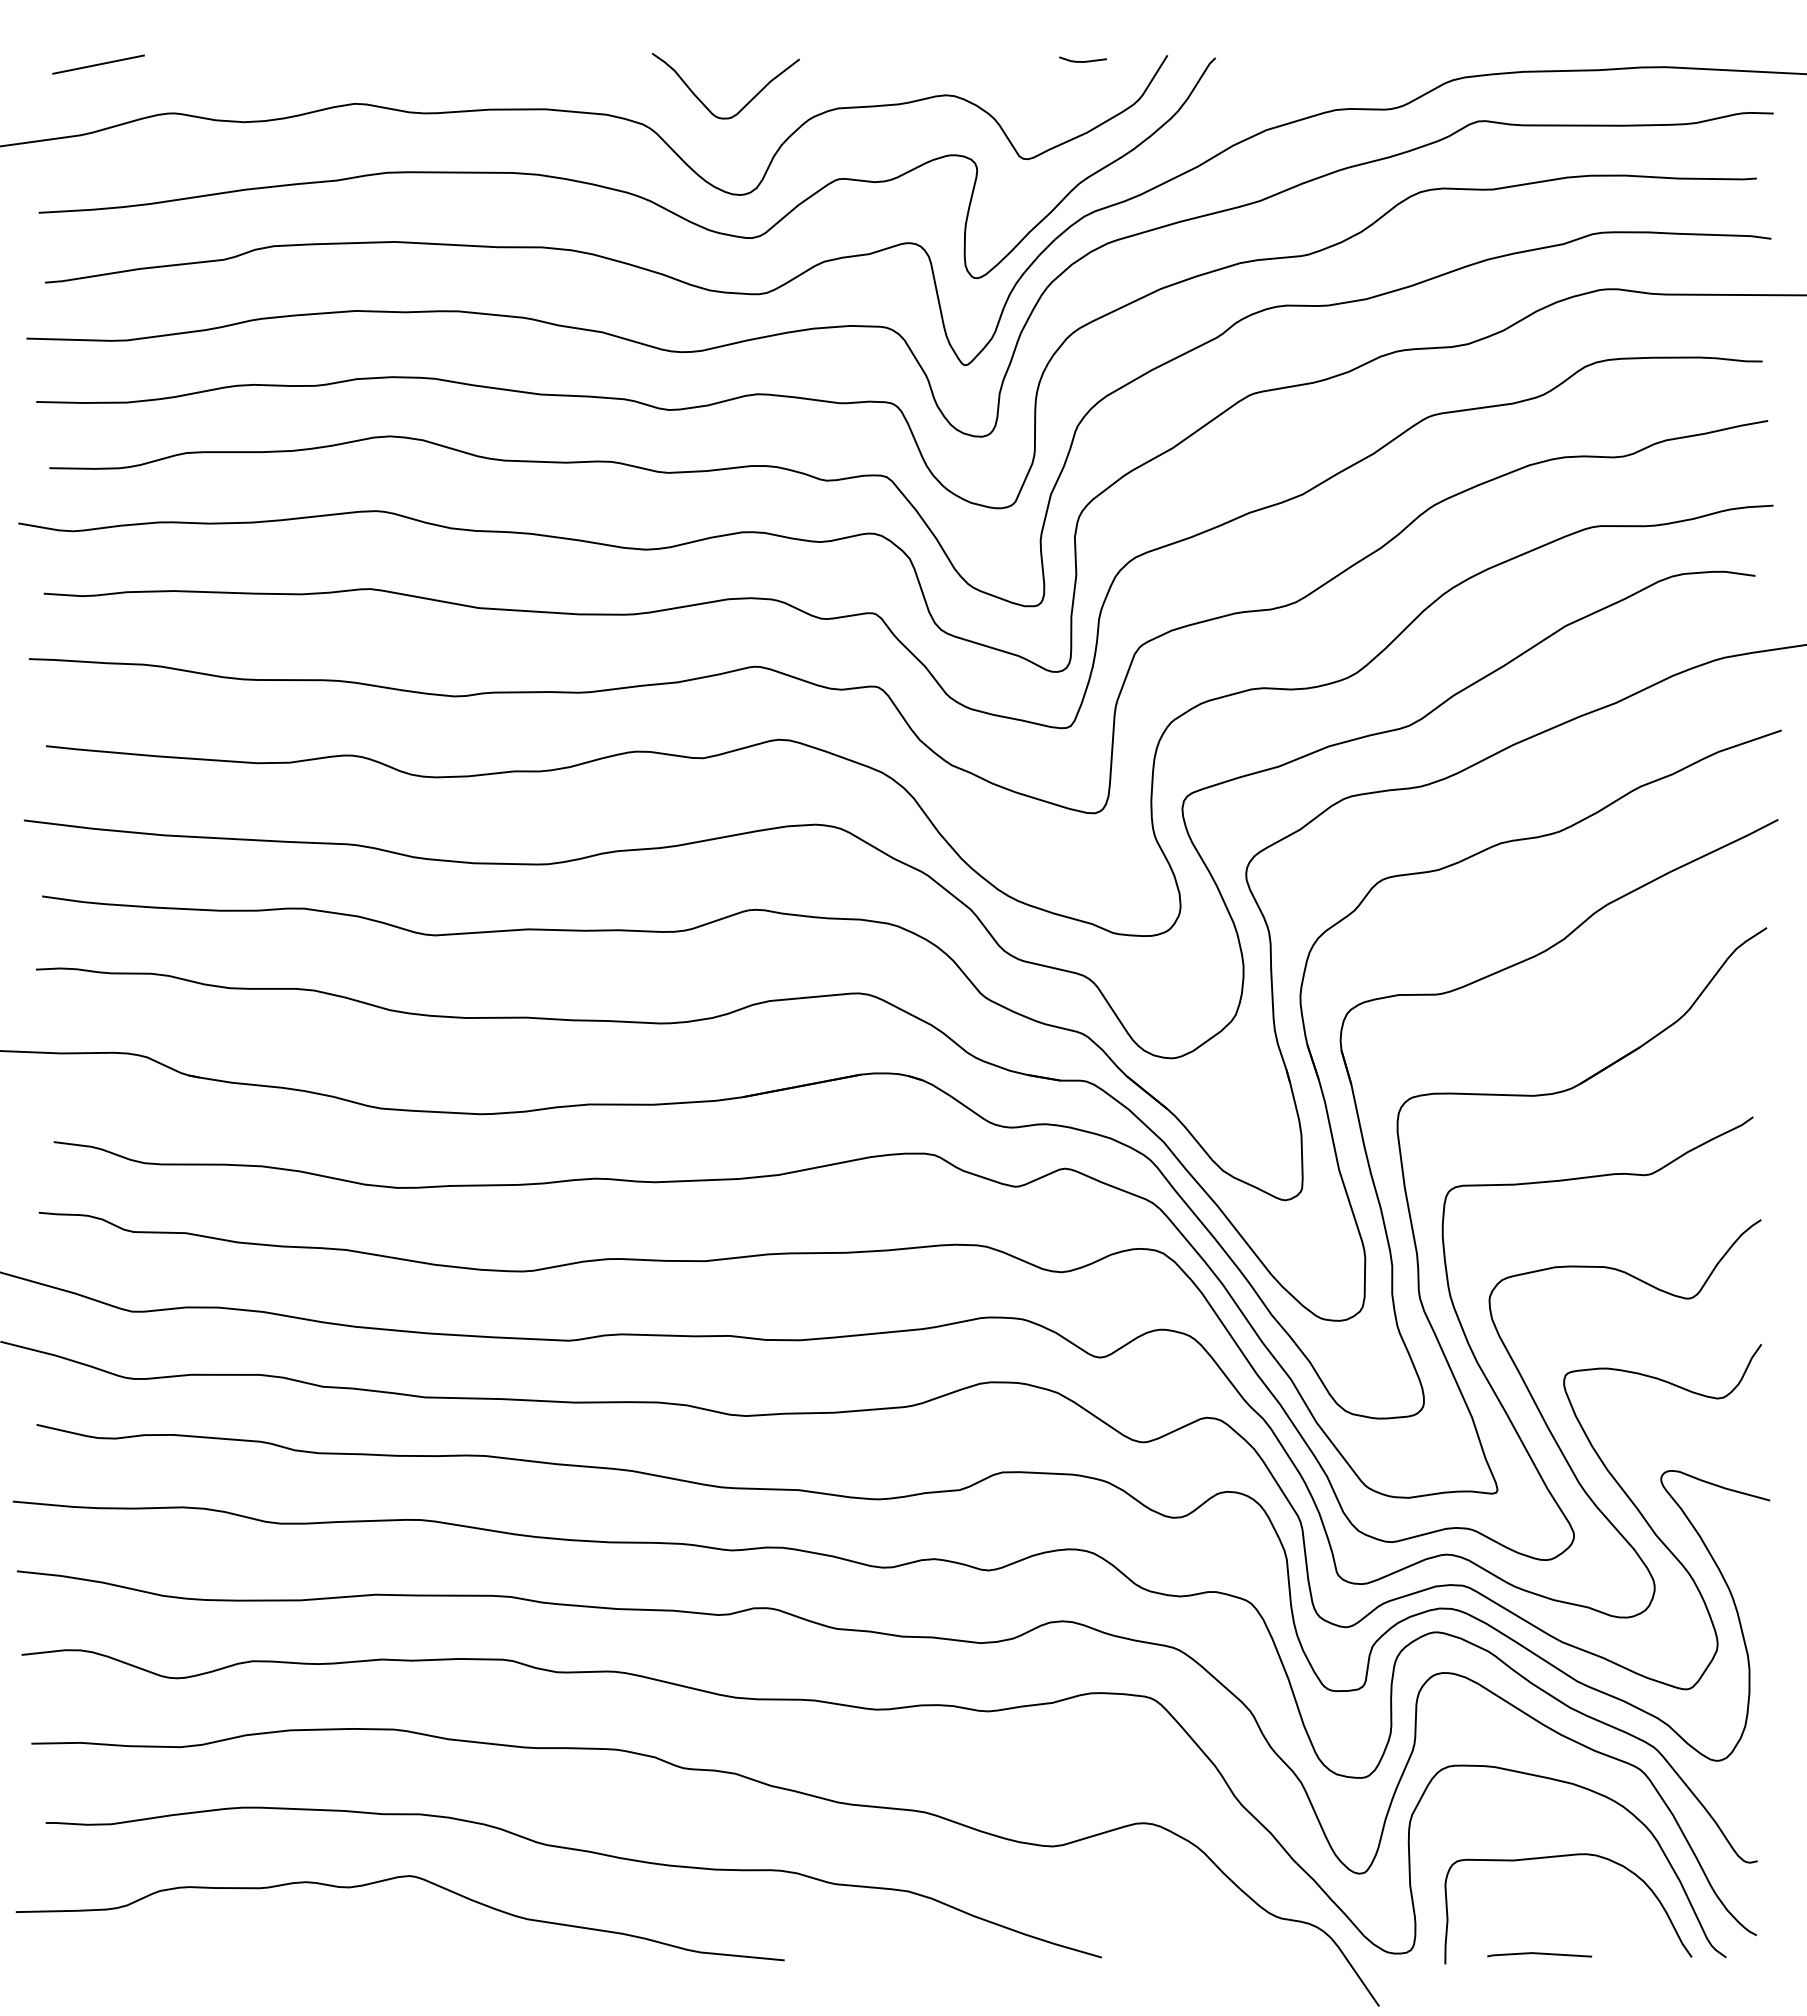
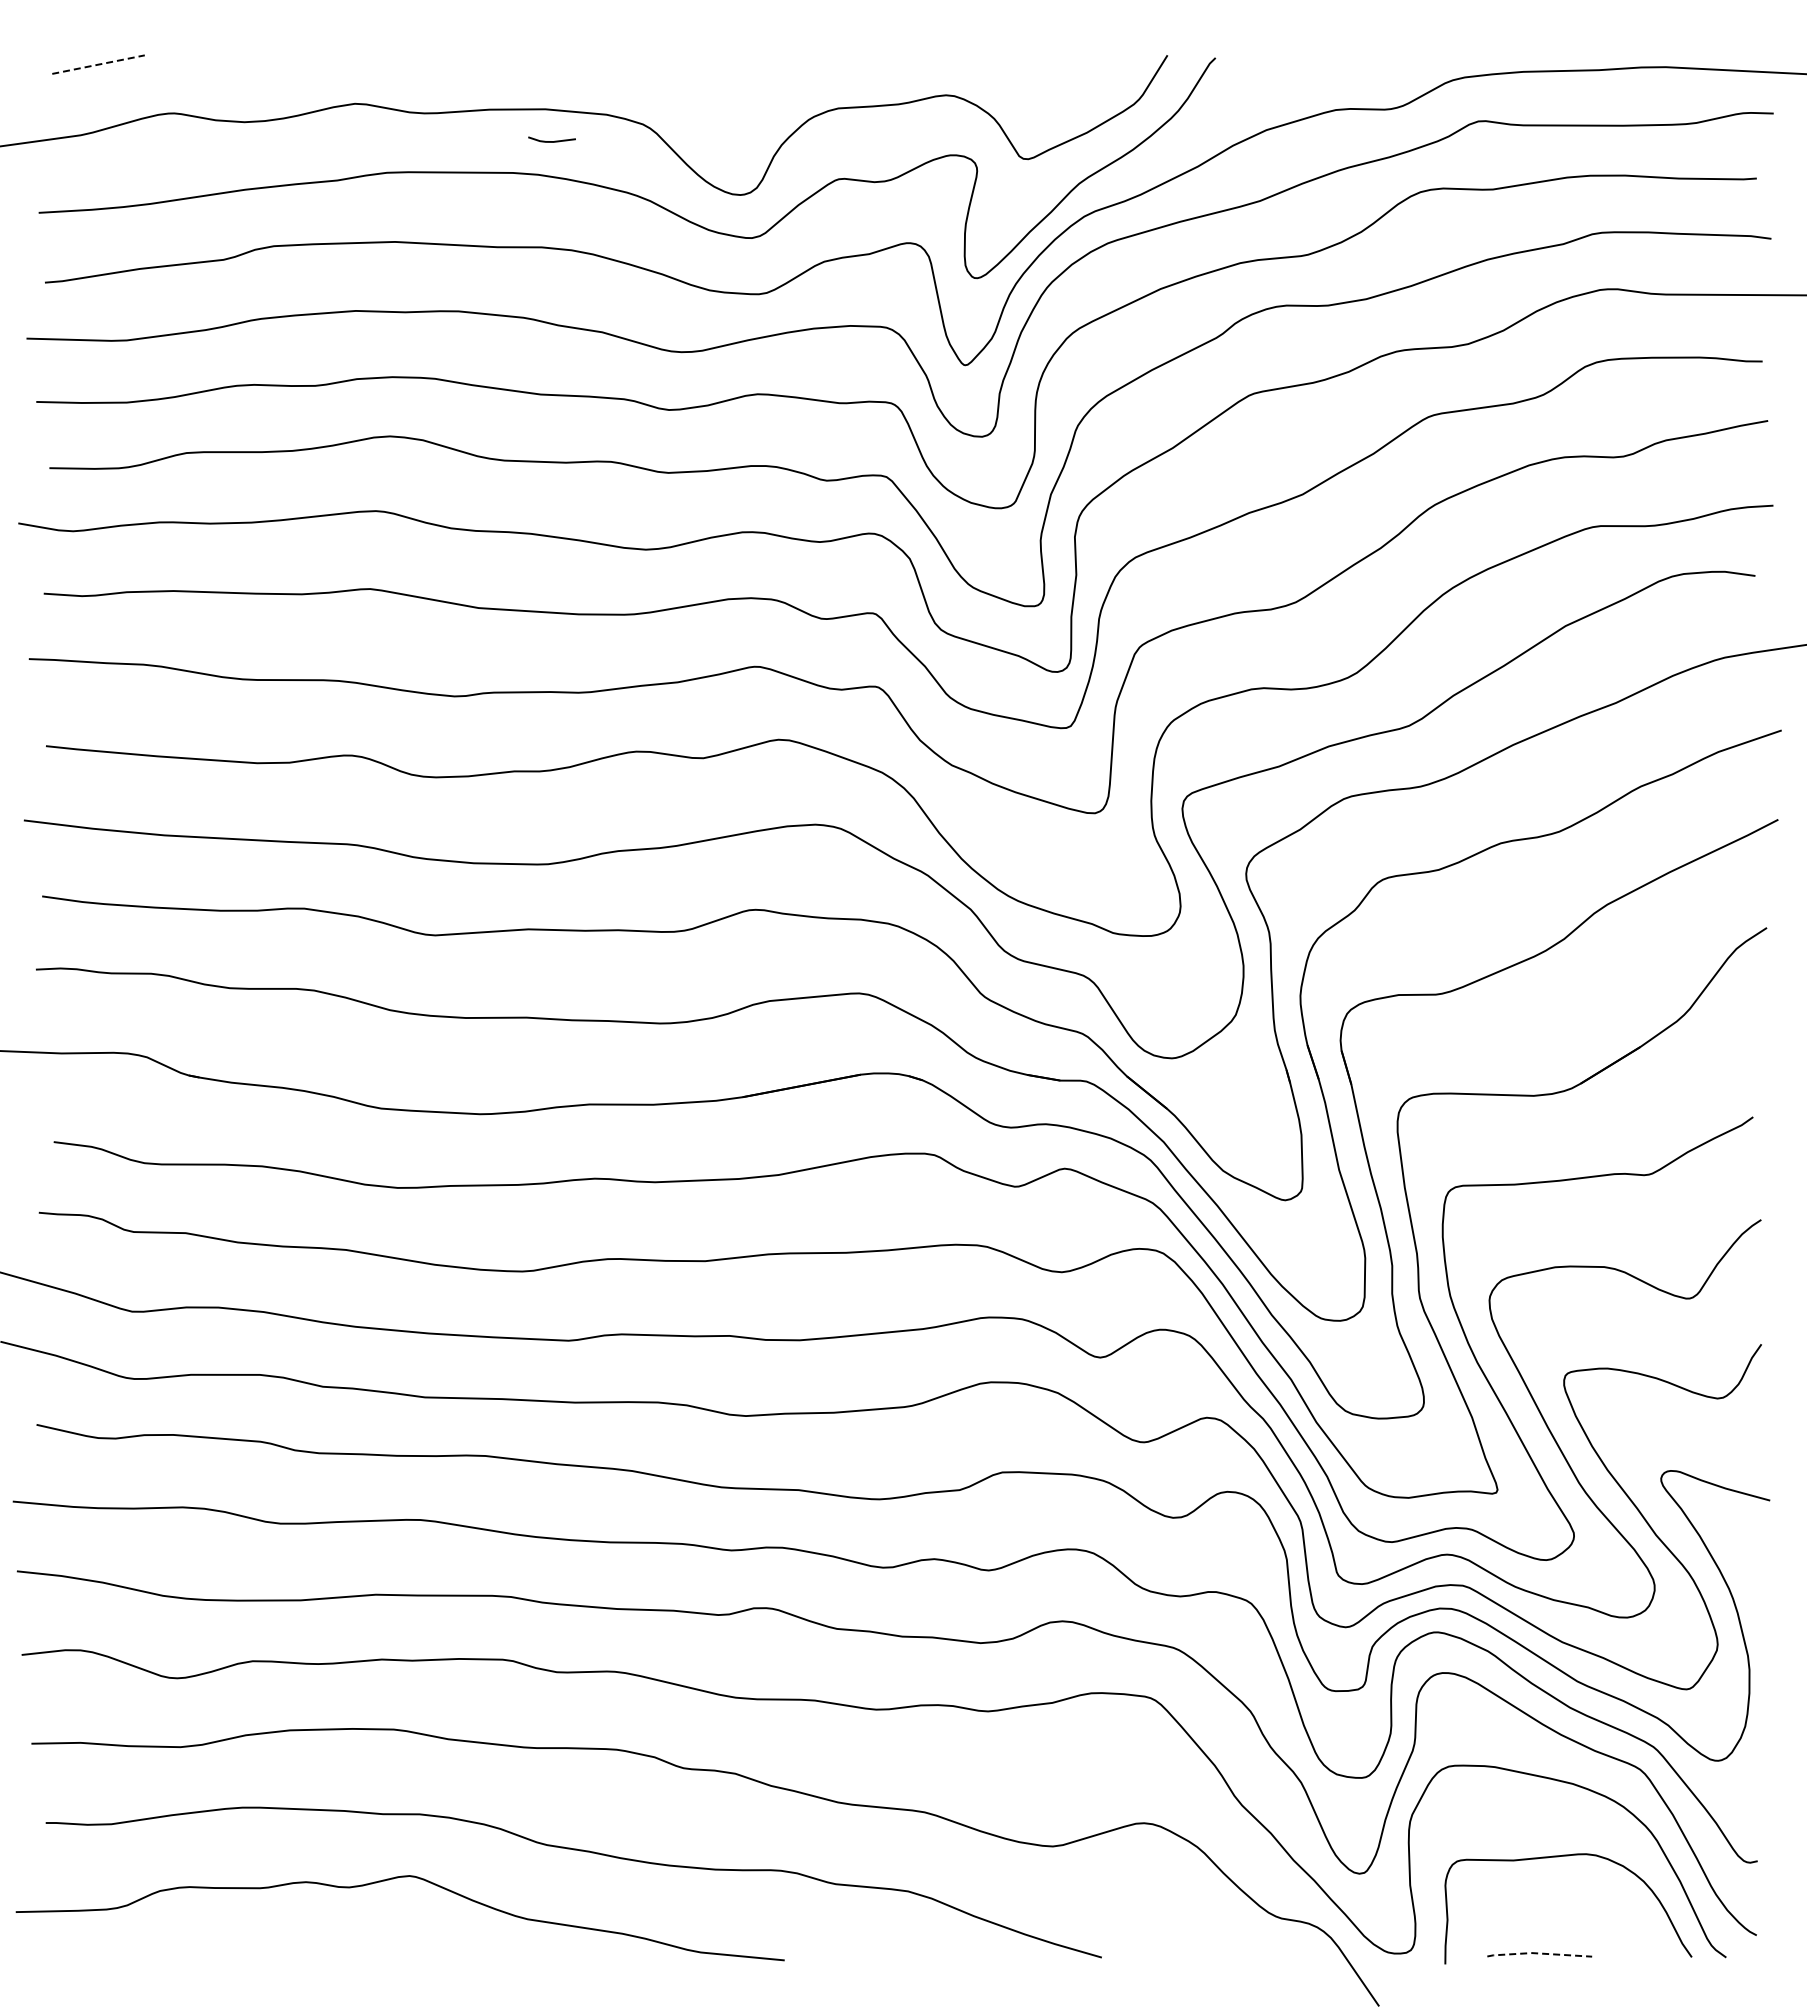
line position: (1082, 61) -> (551, 141) (551, 141)
line: solid -> dashed (99, 64)
curve: present -> none (744, 105)
line: solid -> dashed (1538, 1953)
